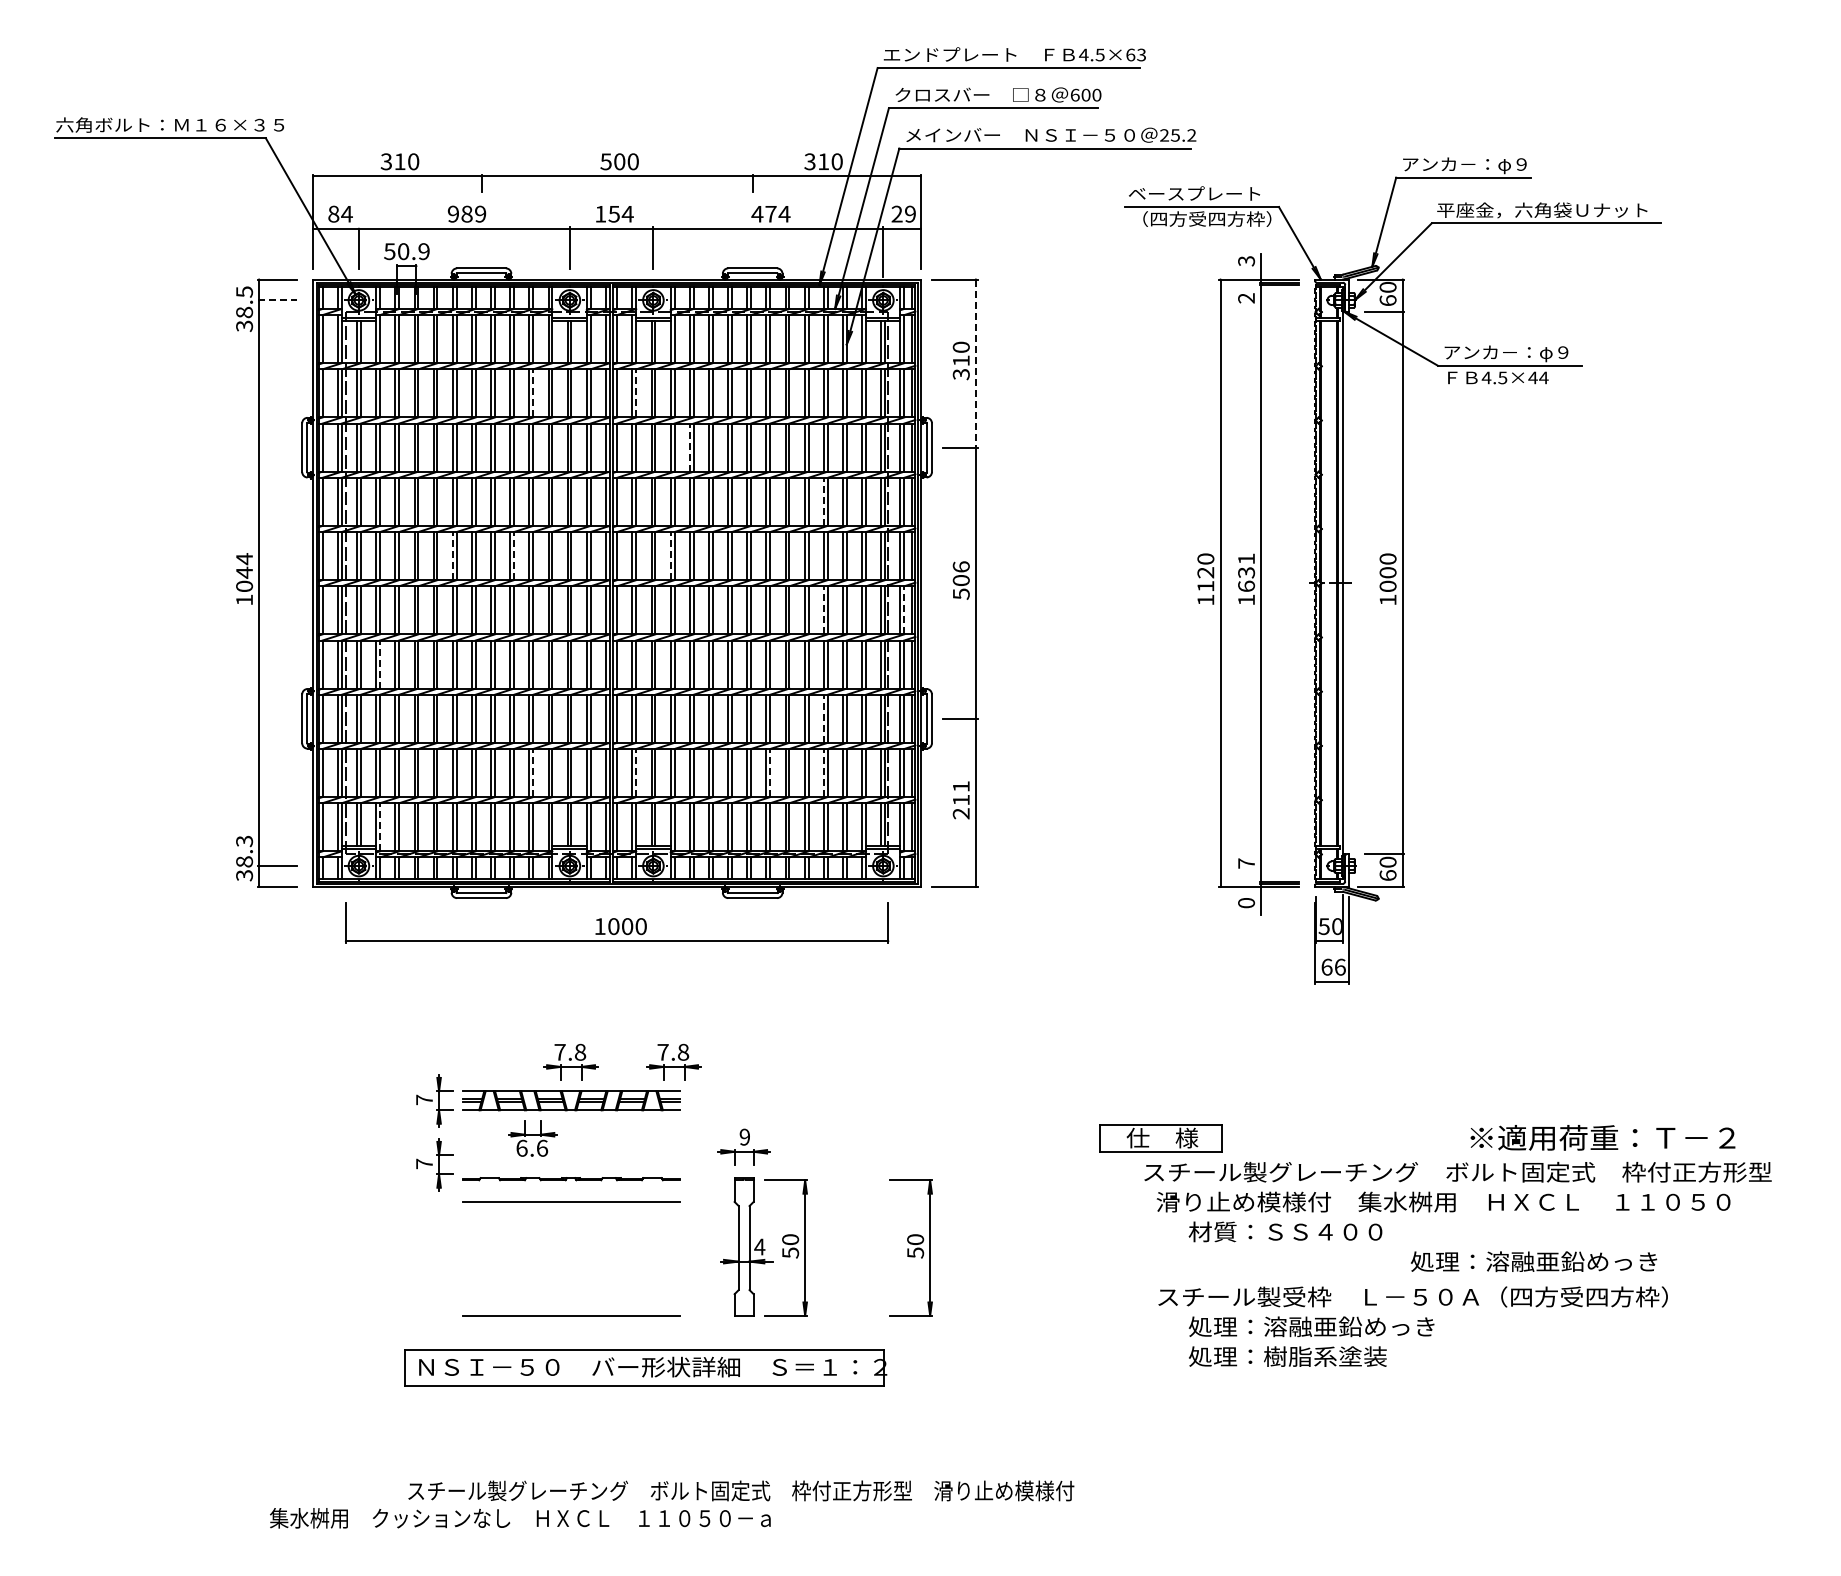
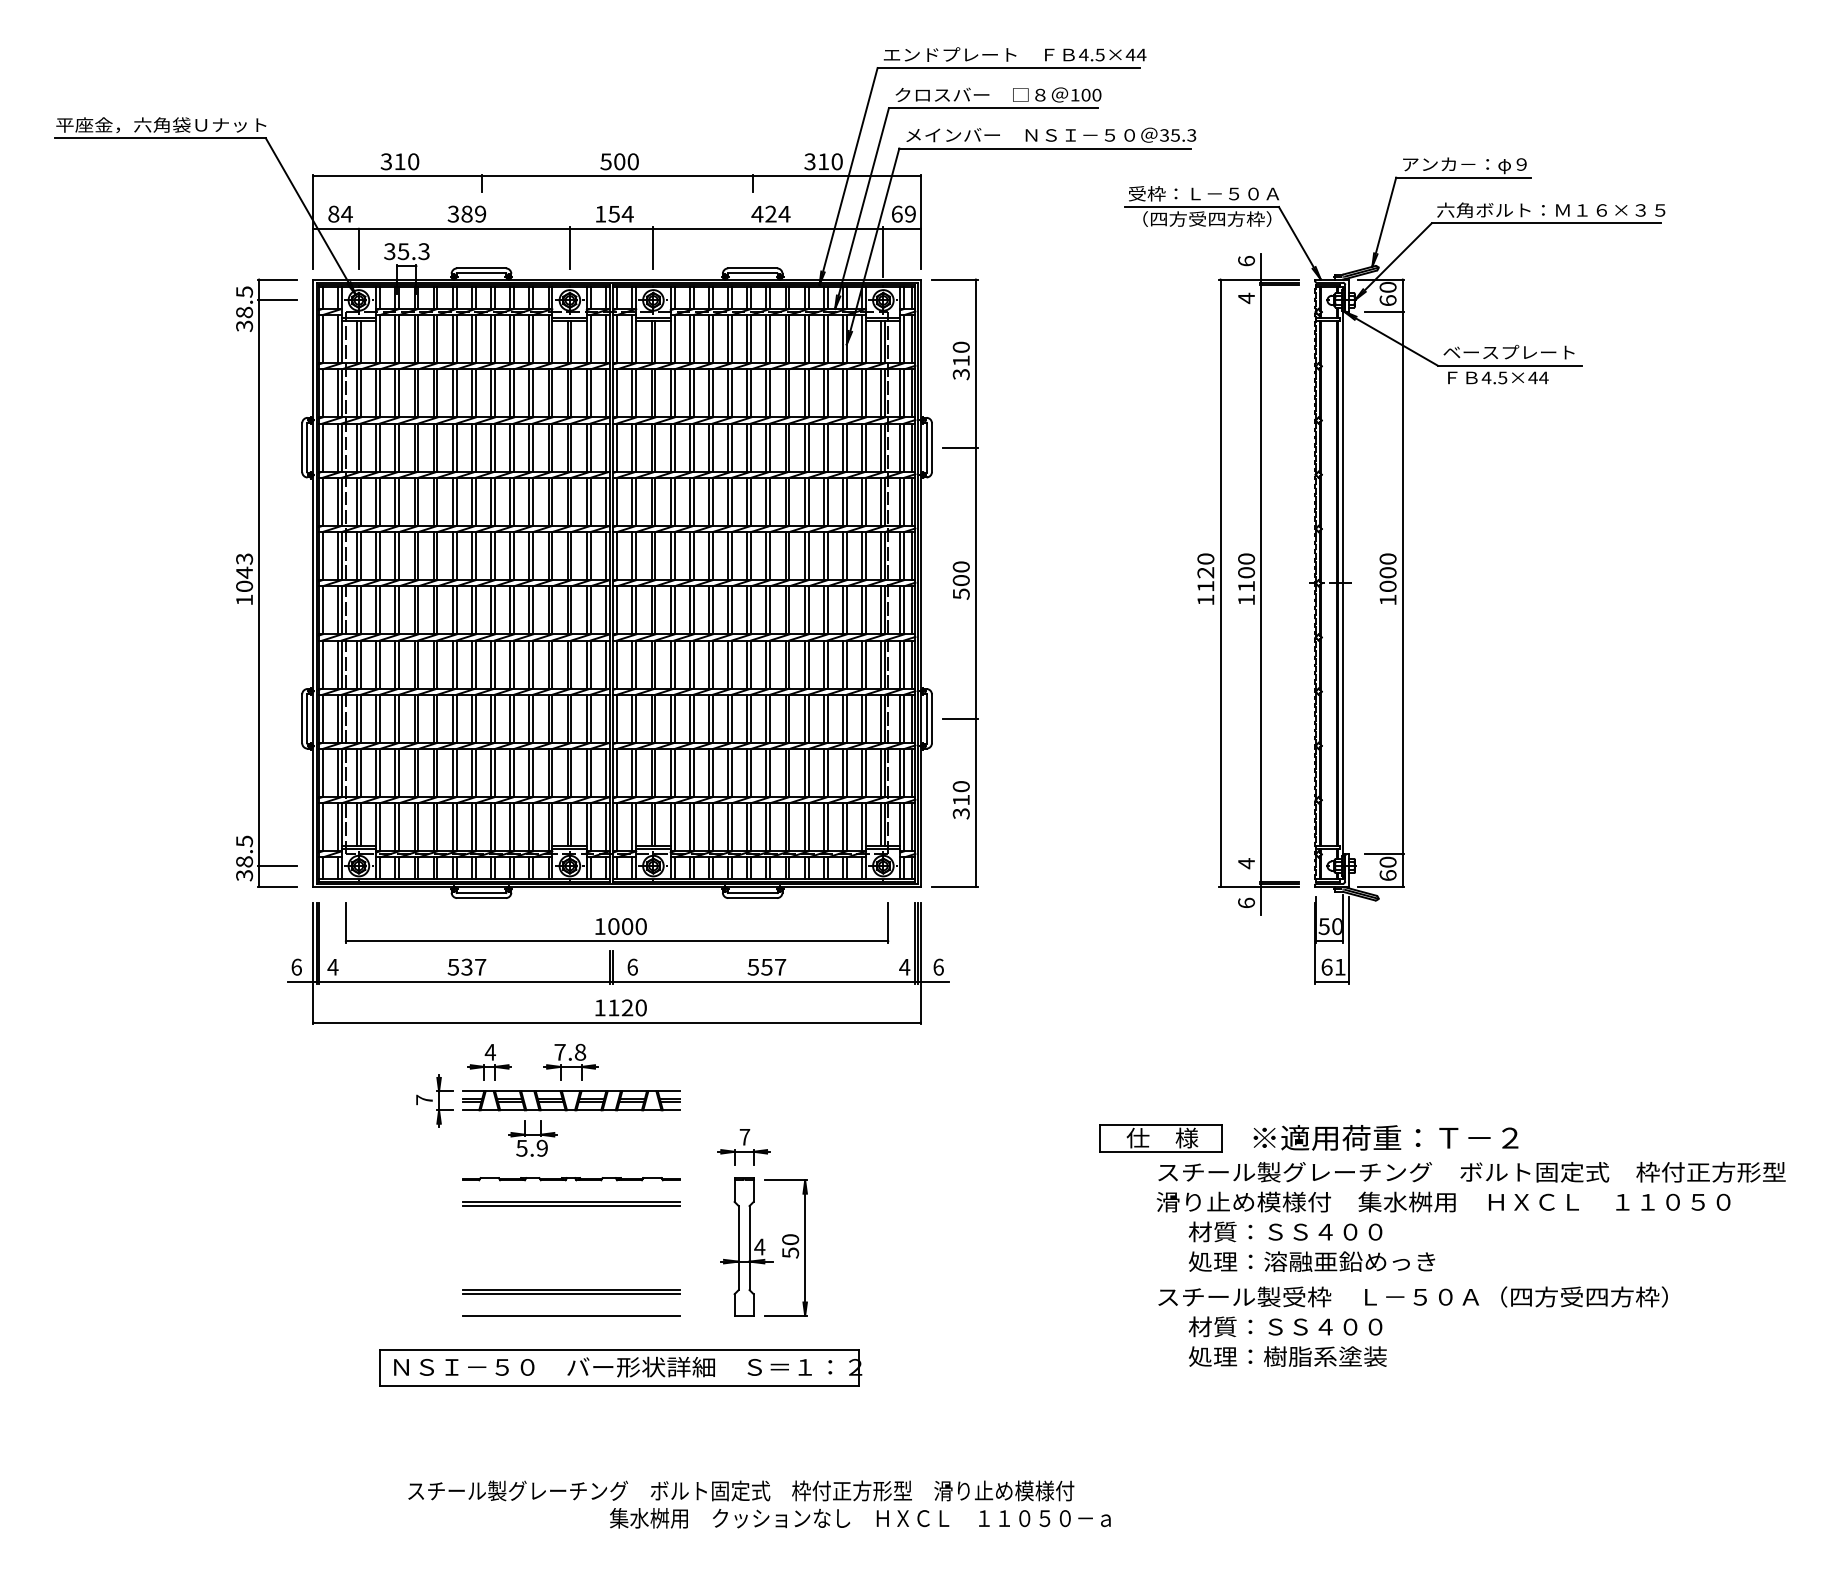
text: 4.5×63 -> 4.5×44 (1135, 54)
text: 600 -> 100 (1075, 94)
text: 六角ボルト：Ｍ１６×３５ -> 平座金，六角袋Ｕナット (170, 124)
text: 25.2 -> 35.3 (1178, 135)
text: ベースプレート -> 受枠：Ｌ－５０Ａ (1203, 193)
text: 平座金，六角袋Ｕナット -> 六角ボルト：Ｍ１６×３５ (1551, 210)
text: 474 -> 424 (770, 213)
text: 29 -> 69 (896, 213)
text: 989 -> 389 (452, 214)
text: 50.9 -> 35.3 (406, 251)
text: 3 -> 6 (1246, 261)
text: 2 -> 4 (1246, 298)
line: dashed -> solid (277, 300)
text: アンカ－：φ９ -> ベースプレート (1508, 353)
line: dashed -> solid (975, 364)
line: dashed -> solid (533, 392)
line: dashed -> solid (636, 392)
line: dashed -> solid (689, 447)
line: dashed -> solid (823, 501)
line: dashed -> solid (452, 555)
line: dashed -> solid (514, 555)
line: dashed -> solid (670, 555)
text: 1044 -> 1043 (244, 559)
text: 506 -> 500 (960, 566)
text: 1631 -> 1100 (1246, 572)
line: dashed -> solid (823, 609)
line: dashed -> solid (904, 609)
line: dashed -> solid (380, 664)
line: dashed -> solid (823, 718)
line: dashed -> solid (533, 772)
line: dashed -> solid (636, 772)
line: dashed -> solid (770, 772)
line: dashed -> solid (823, 772)
text: 211 -> 310 (960, 800)
line: dashed -> solid (380, 826)
text: 38.3 -> 38.5 (244, 840)
text: 7 -> 4 (1246, 863)
text: 0 -> 6 (1246, 902)
part: none -> present (618, 963)
text: 66 -> 61 (1340, 966)
part: present -> none (673, 1061)
part: none -> present (489, 1062)
text: 9 -> 7 (744, 1136)
text position: (1602, 1137) -> (1385, 1137) (1385, 1137)
text: 6.6 -> 5.9 (532, 1147)
part: present -> none (434, 1164)
text position: (1457, 1171) -> (1471, 1171) (1471, 1171)
line: none -> present (571, 1206)
part: present -> none (910, 1247)
text position: (1534, 1261) -> (1312, 1261) (1312, 1261)
part: none -> present (571, 1291)
text: 処理：溶融亜鉛めっき -> 材質：ＳＳ４００ (1311, 1326)
part position: (645, 1367) -> (620, 1367) (620, 1367)
text position: (520, 1518) -> (860, 1518) (860, 1518)
